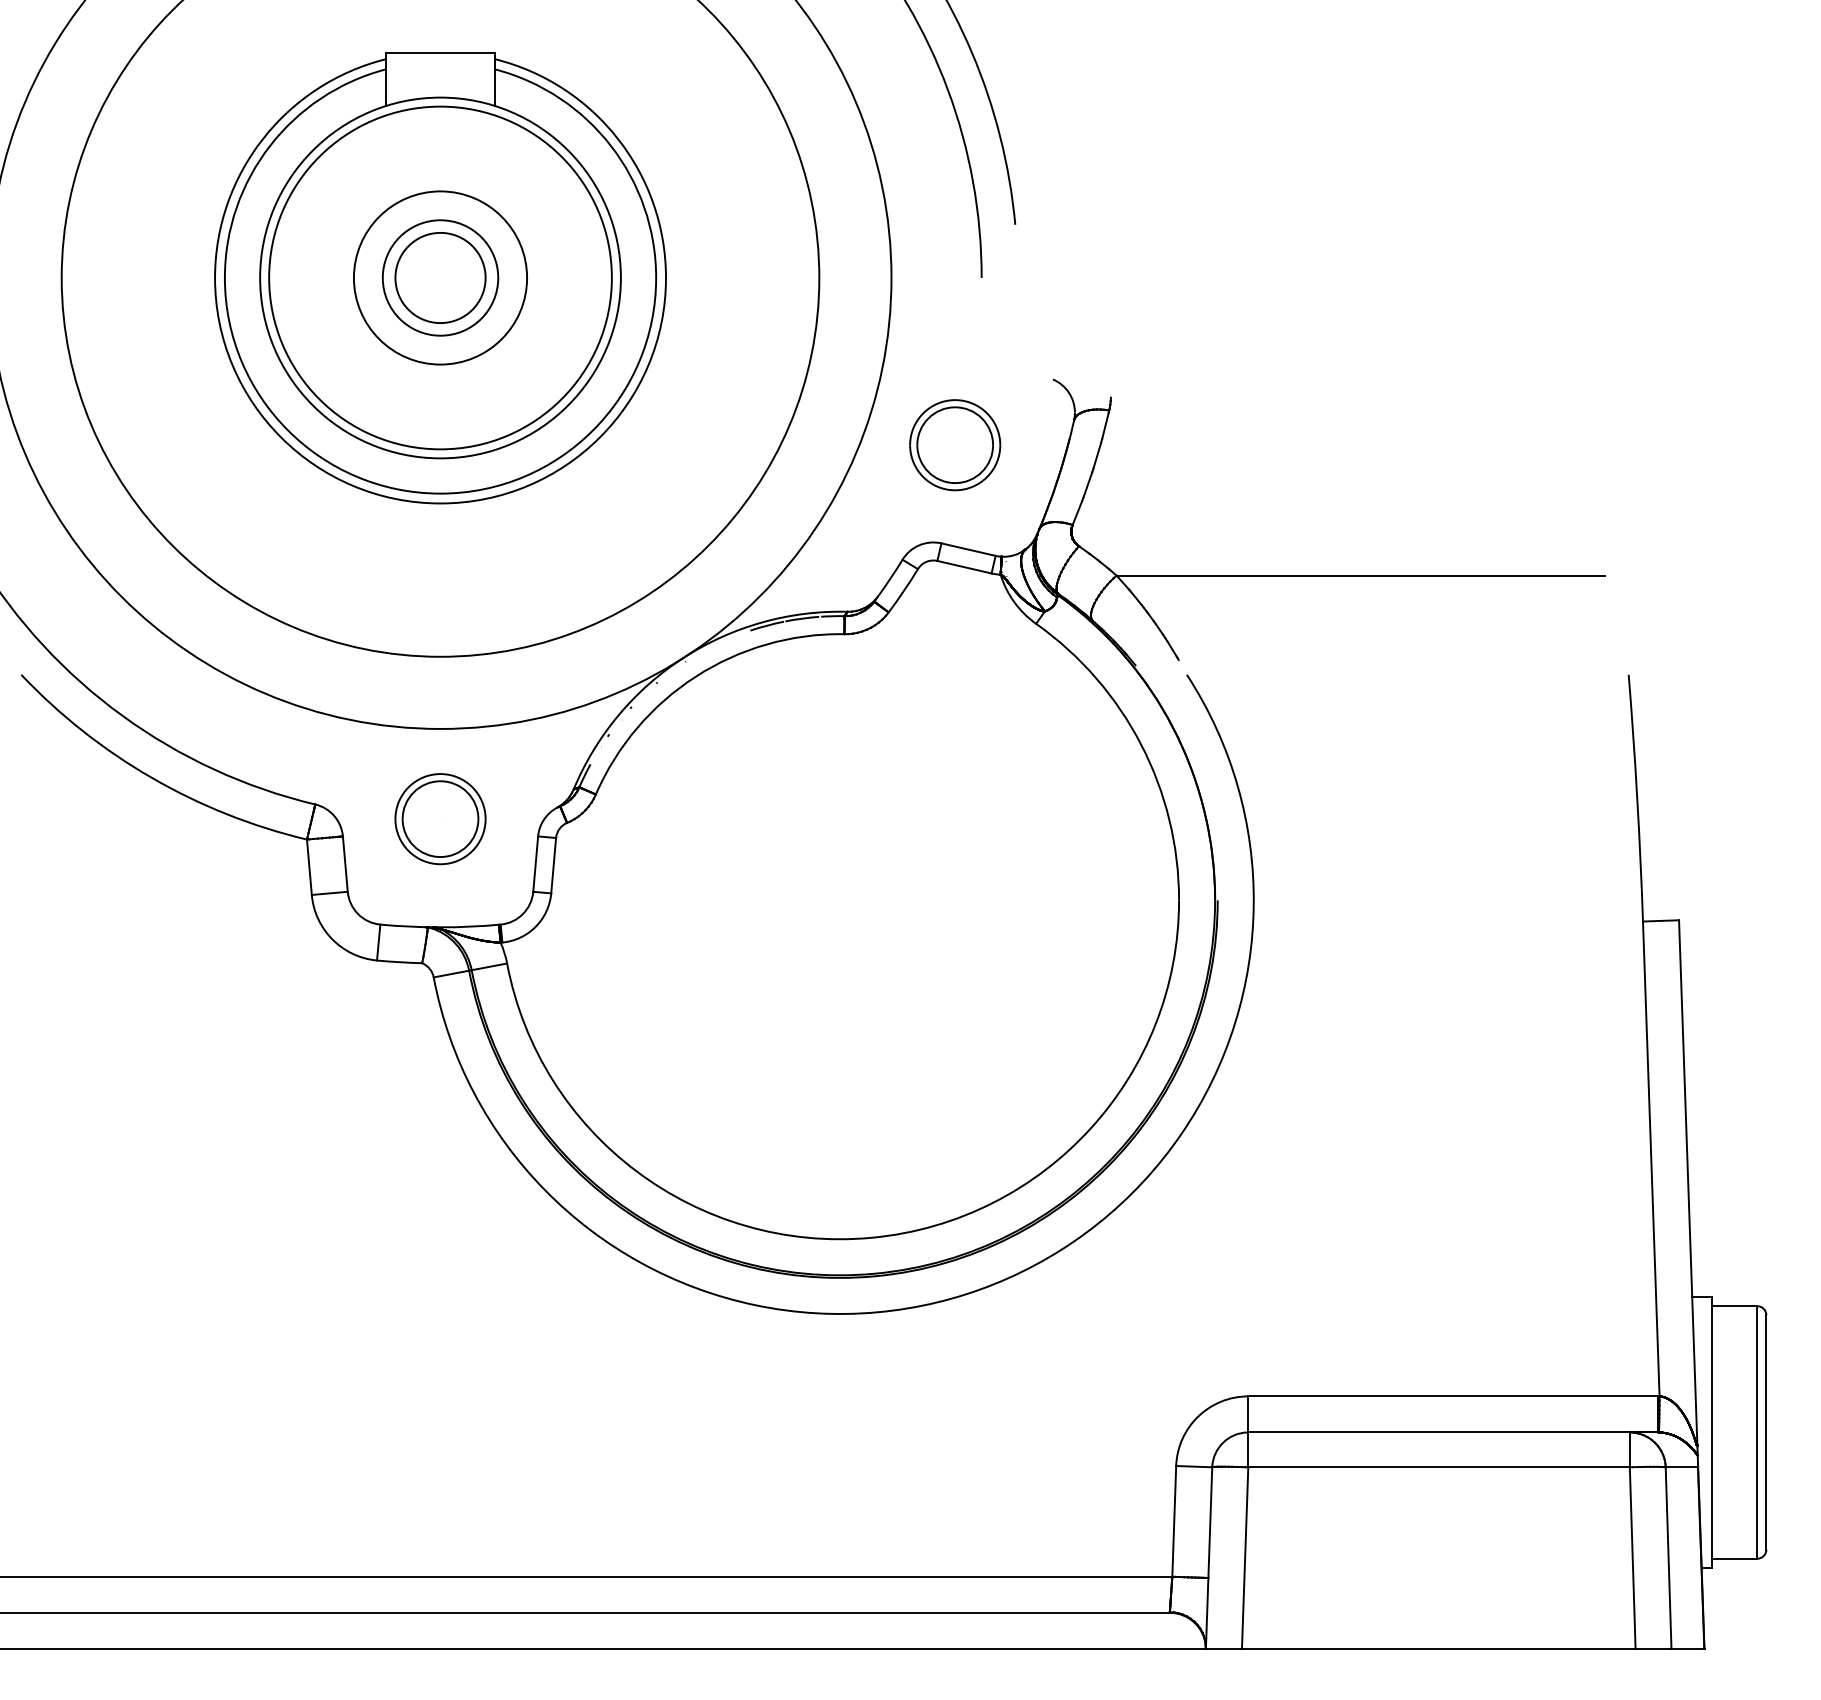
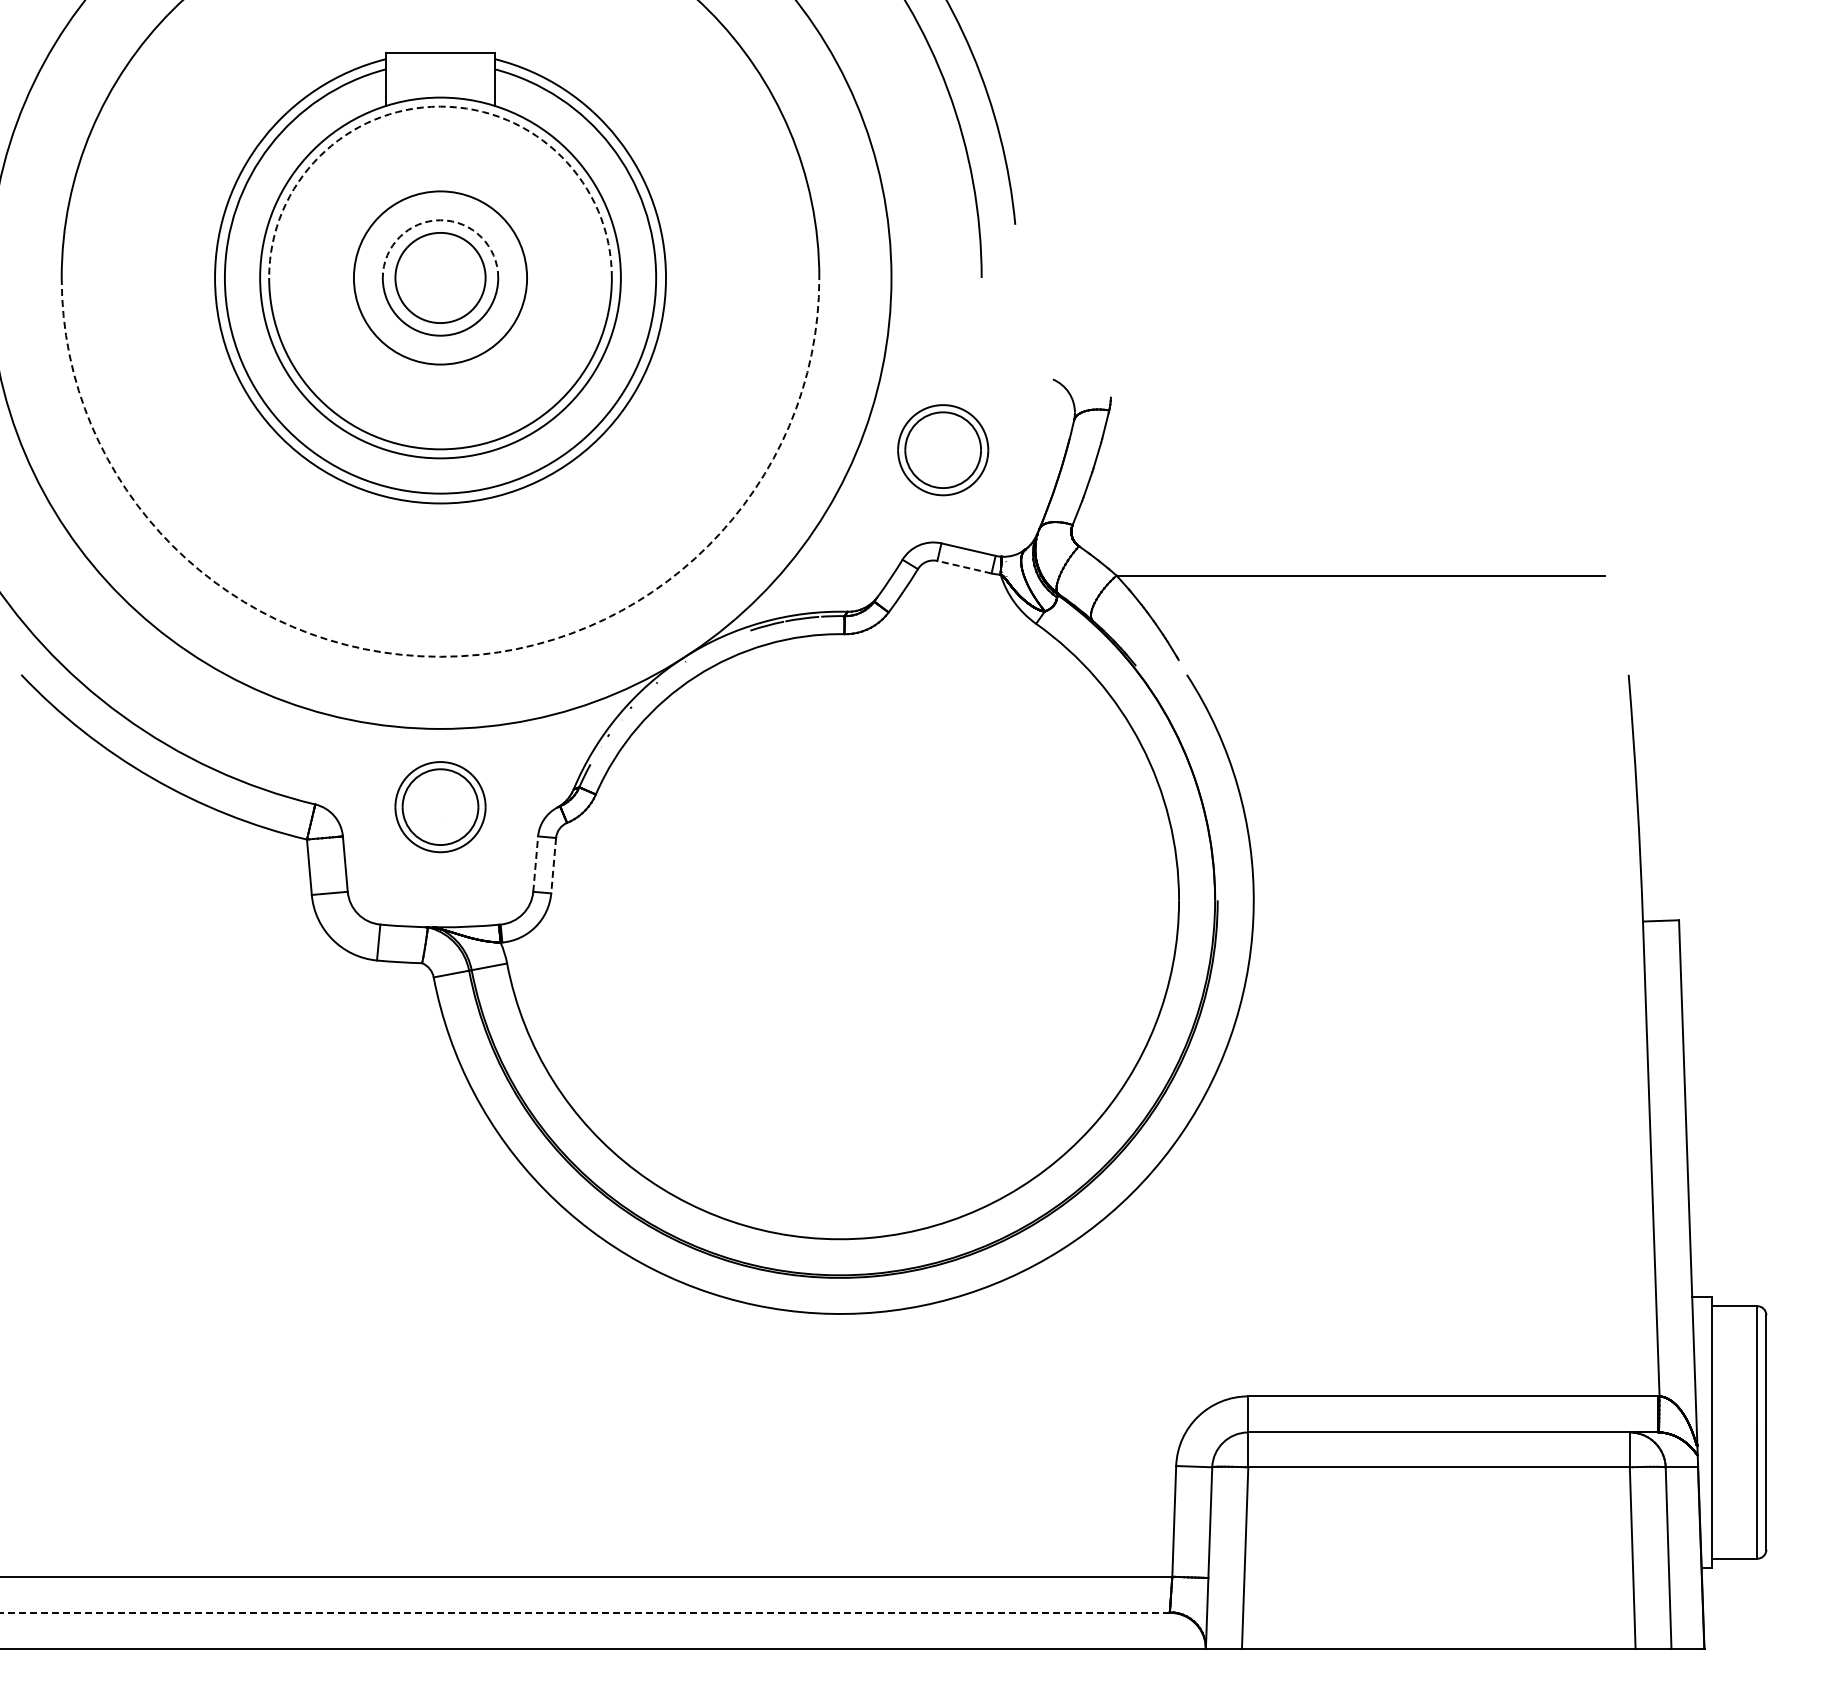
arc: solid -> dashed (440, 106)
arc: solid -> dashed (440, 220)
part position: (955, 445) -> (943, 450) (943, 450)
line: solid -> dashed (964, 567)
arc: solid -> dashed (440, 656)
part position: (440, 819) -> (440, 807) (440, 807)
line: solid -> dashed (535, 864)
line: solid -> dashed (553, 865)
line: solid -> dashed (584, 1612)
